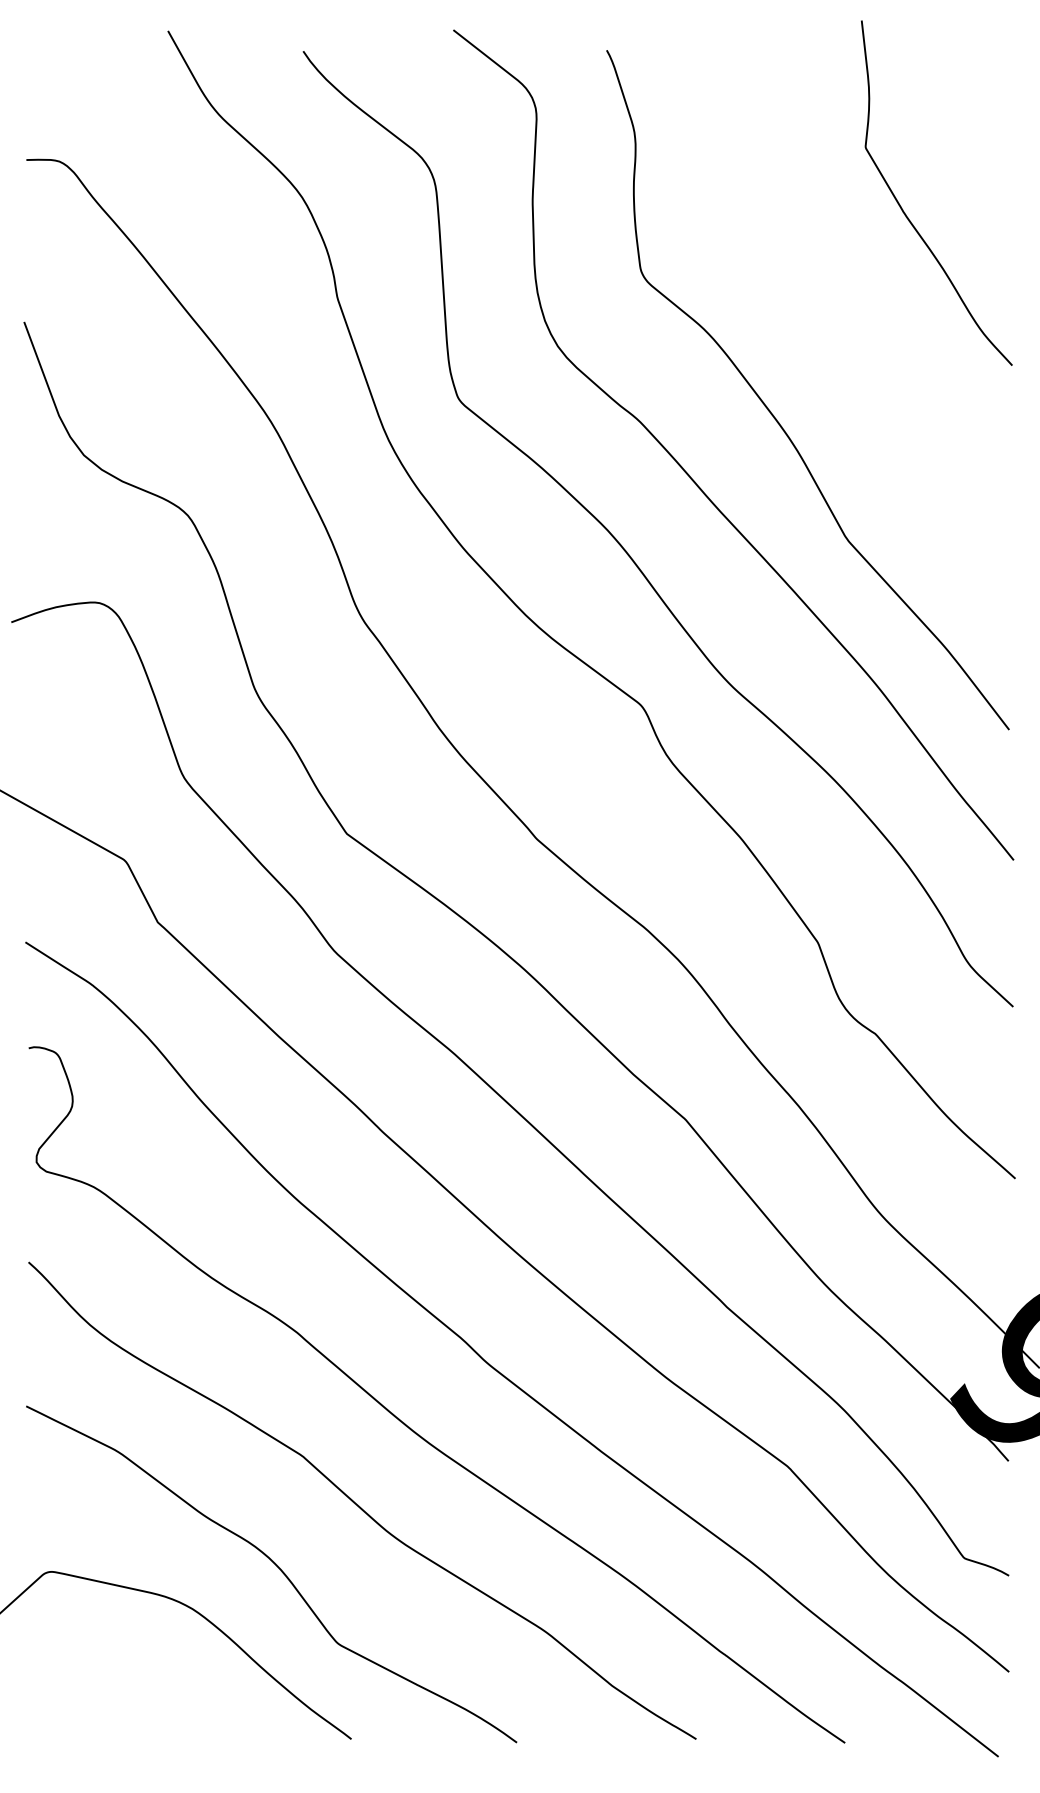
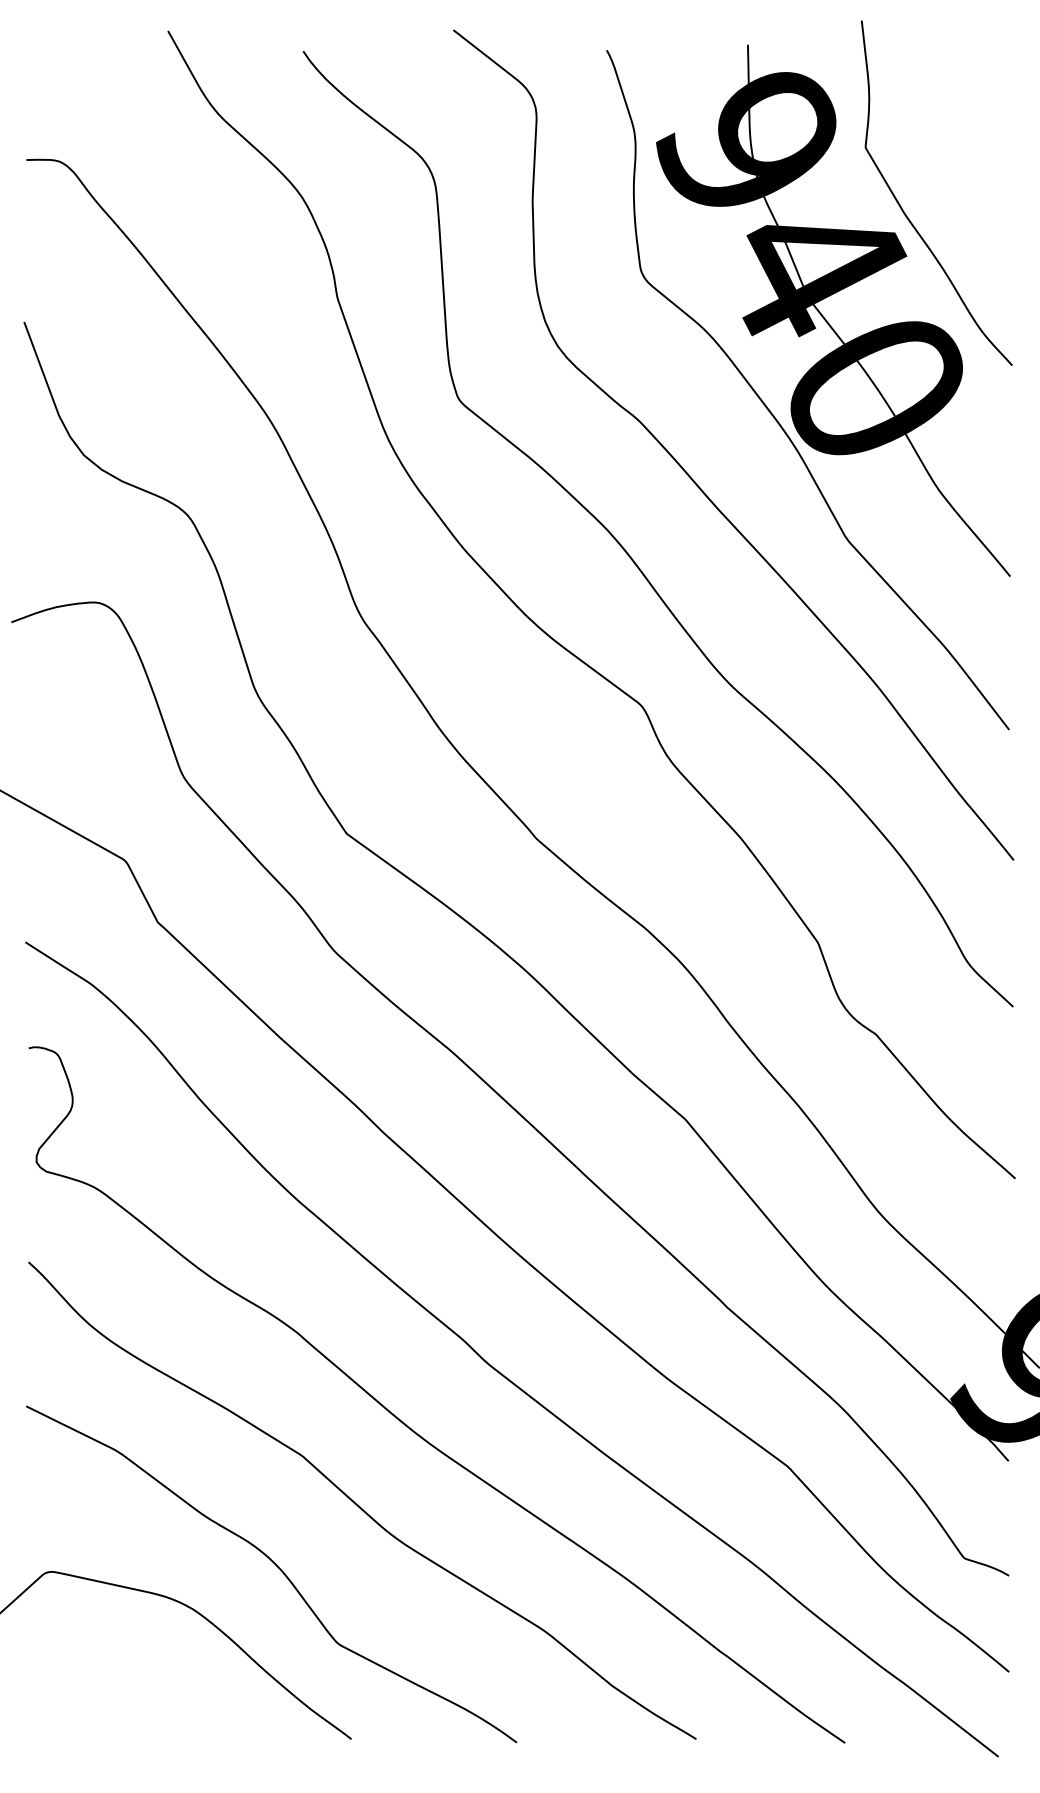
part: none -> present (823, 315)
